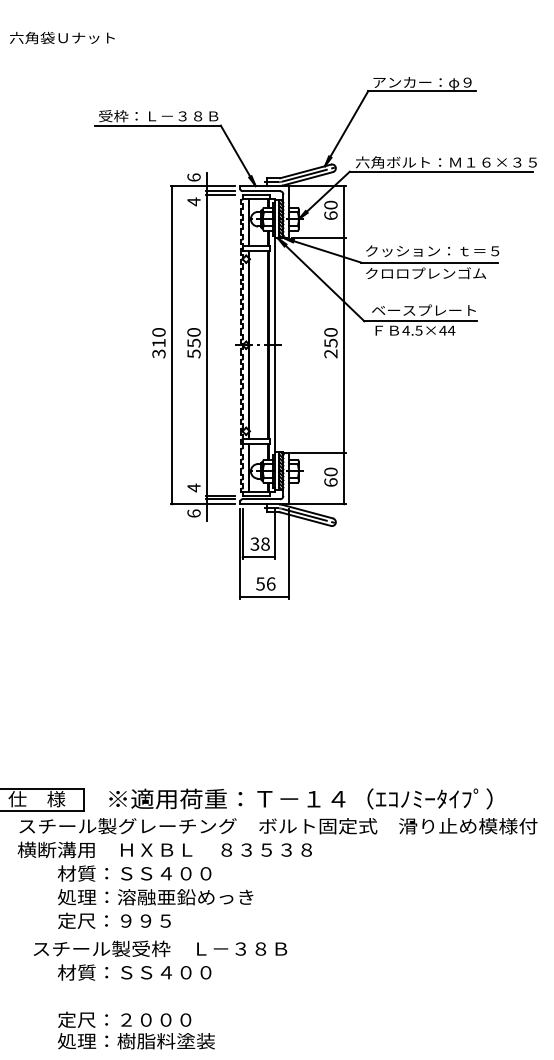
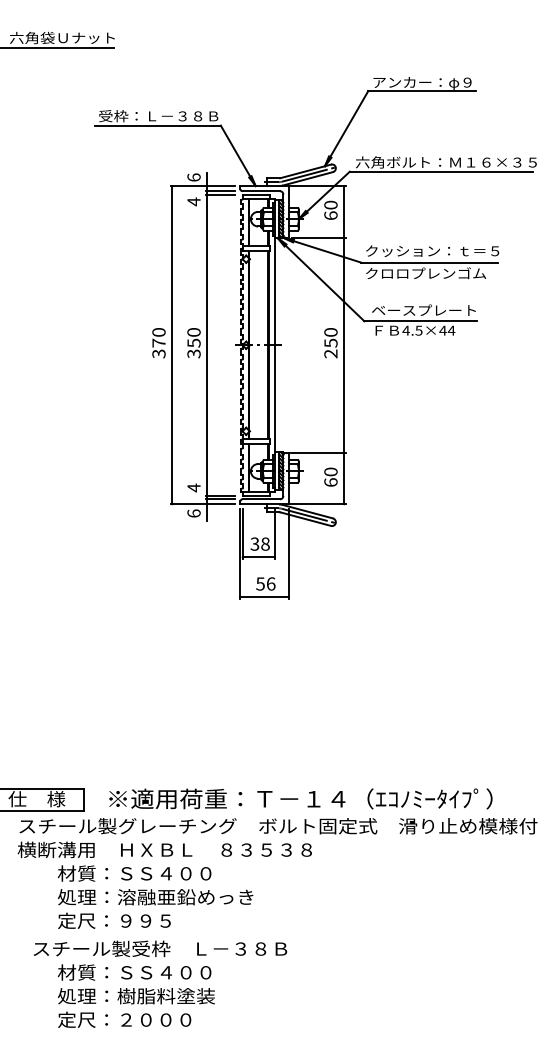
line: none -> present (58, 47)
text: 310 -> 370 (158, 342)
text: 550 -> 350 (193, 353)
text position: (136, 1041) -> (136, 996) (136, 996)
